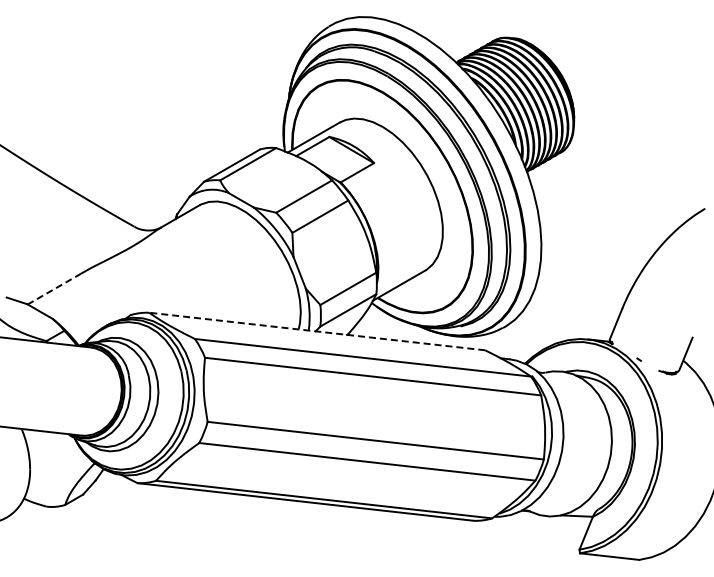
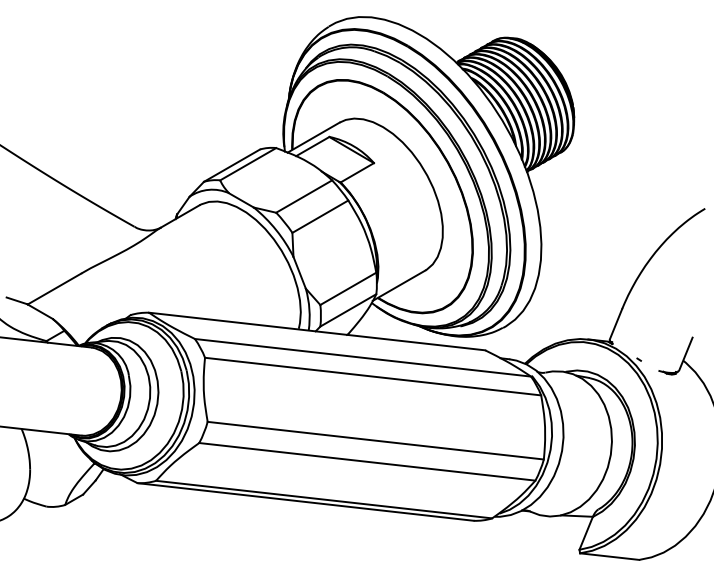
line: dashed -> solid (54, 289)
line: dashed -> solid (316, 331)
